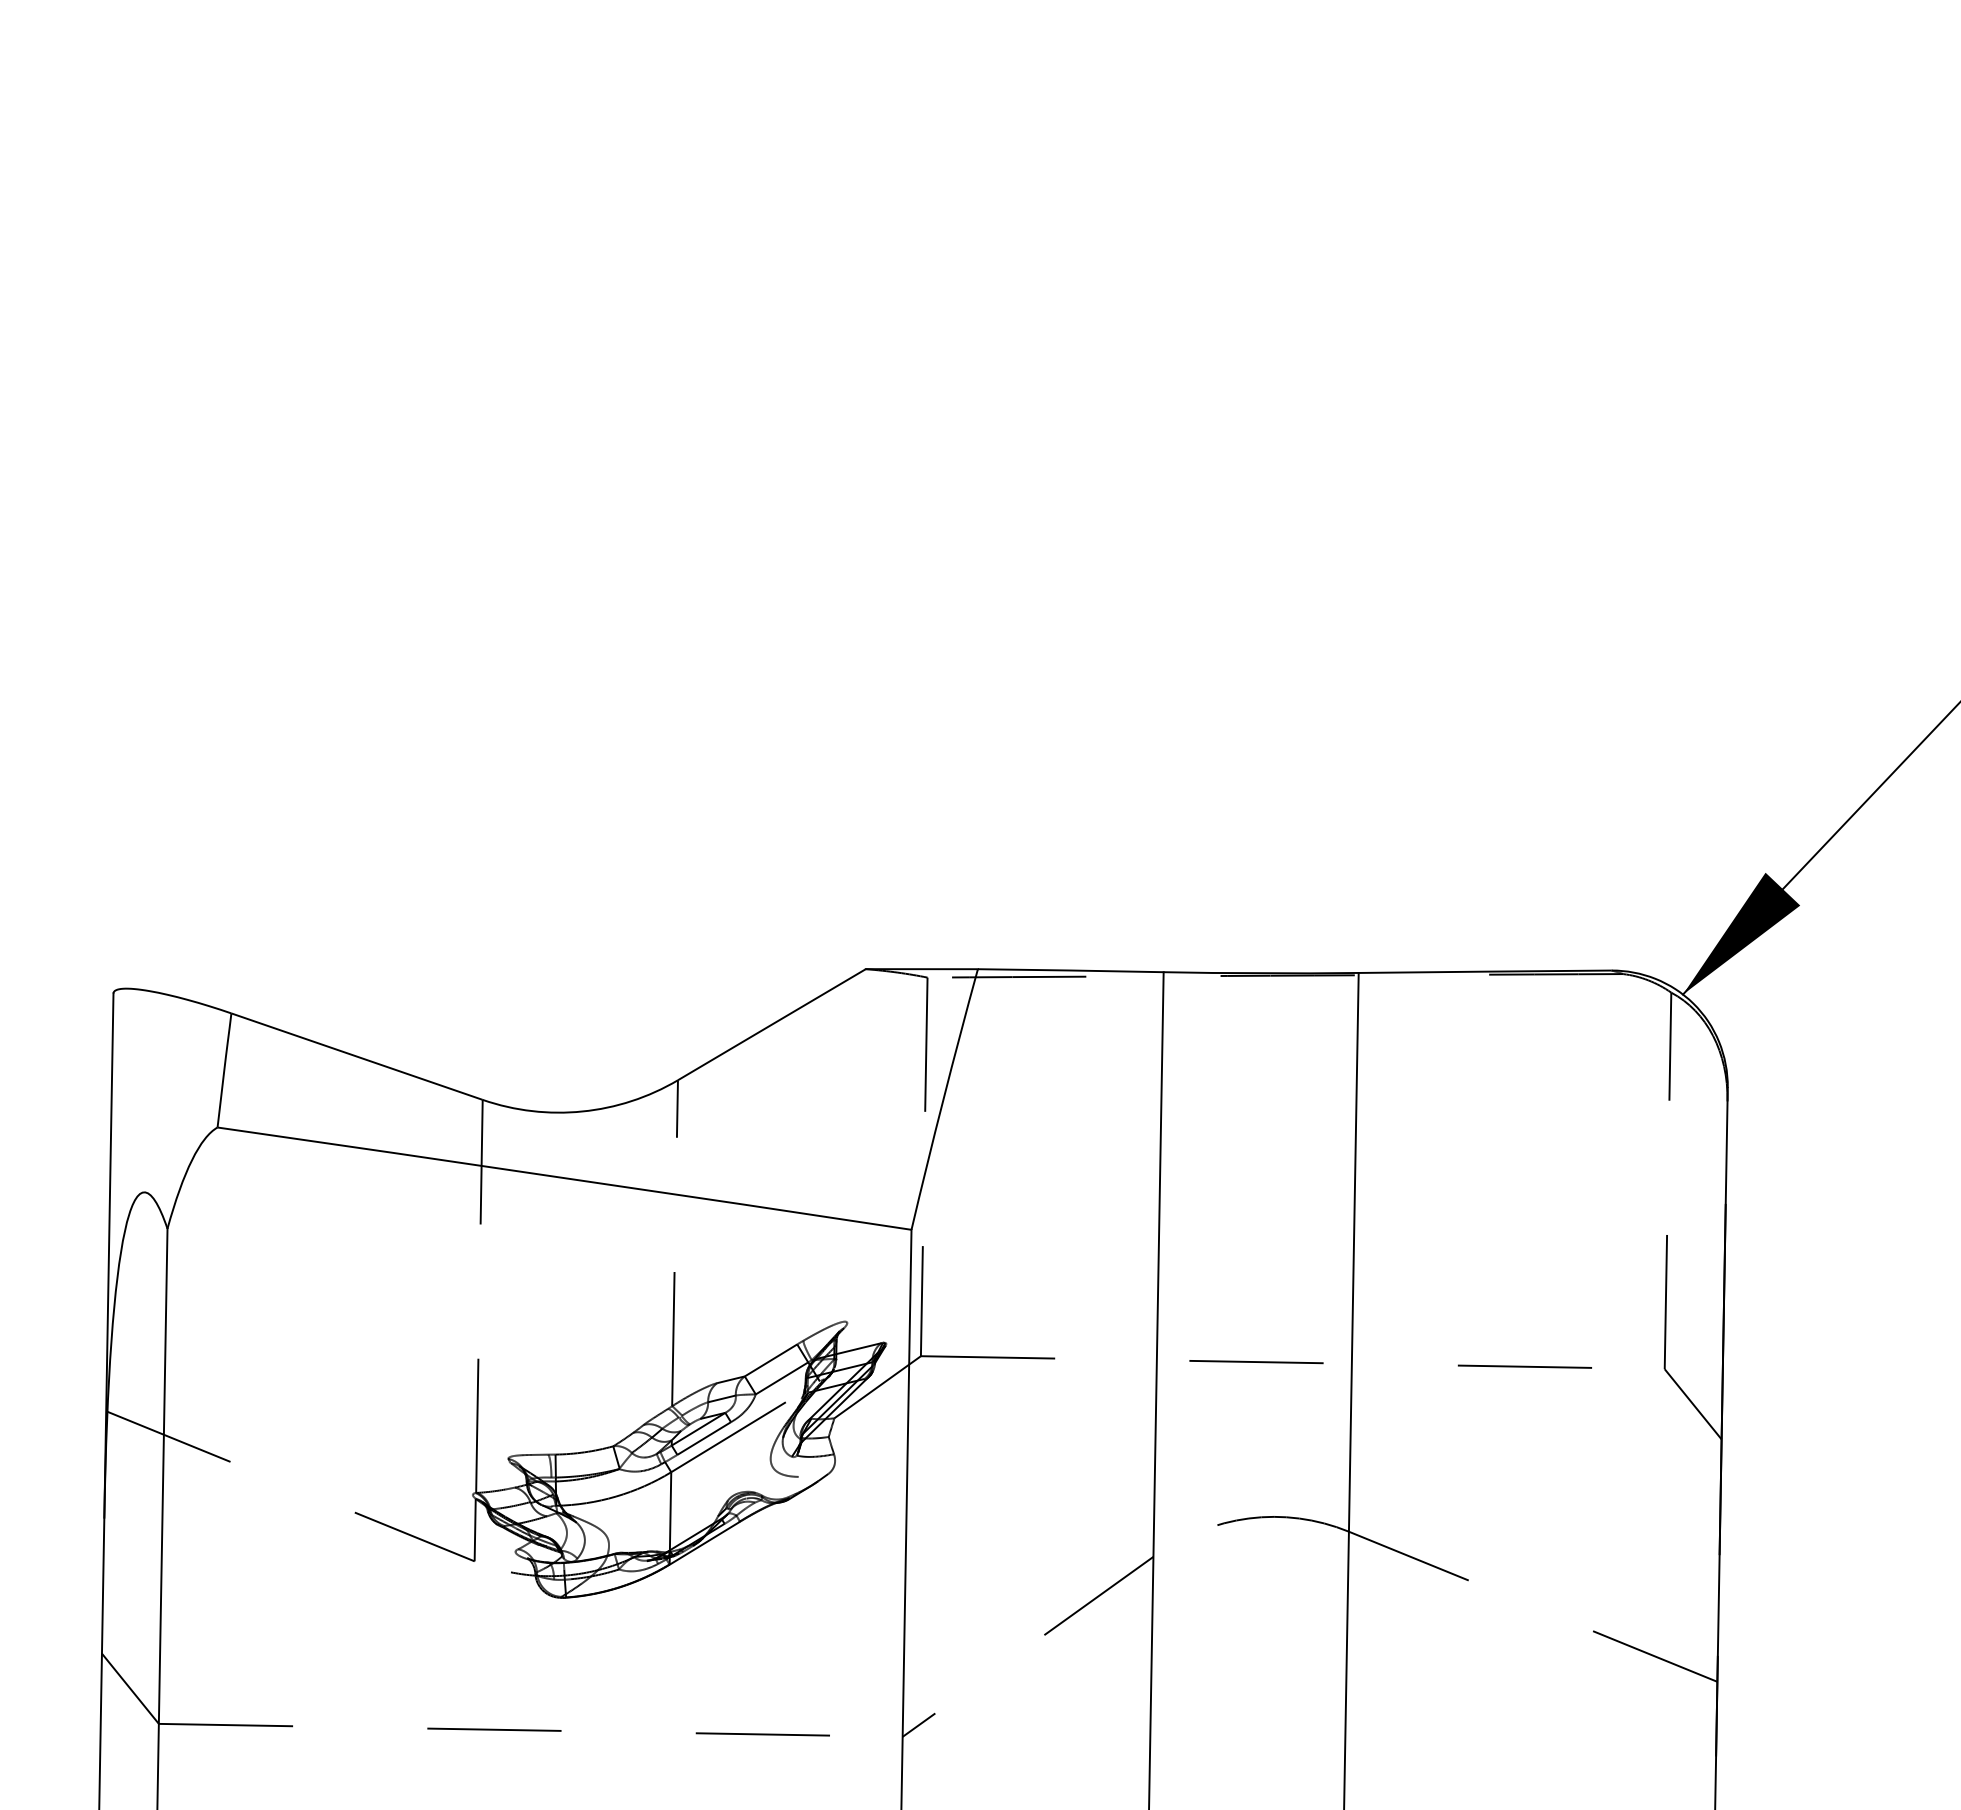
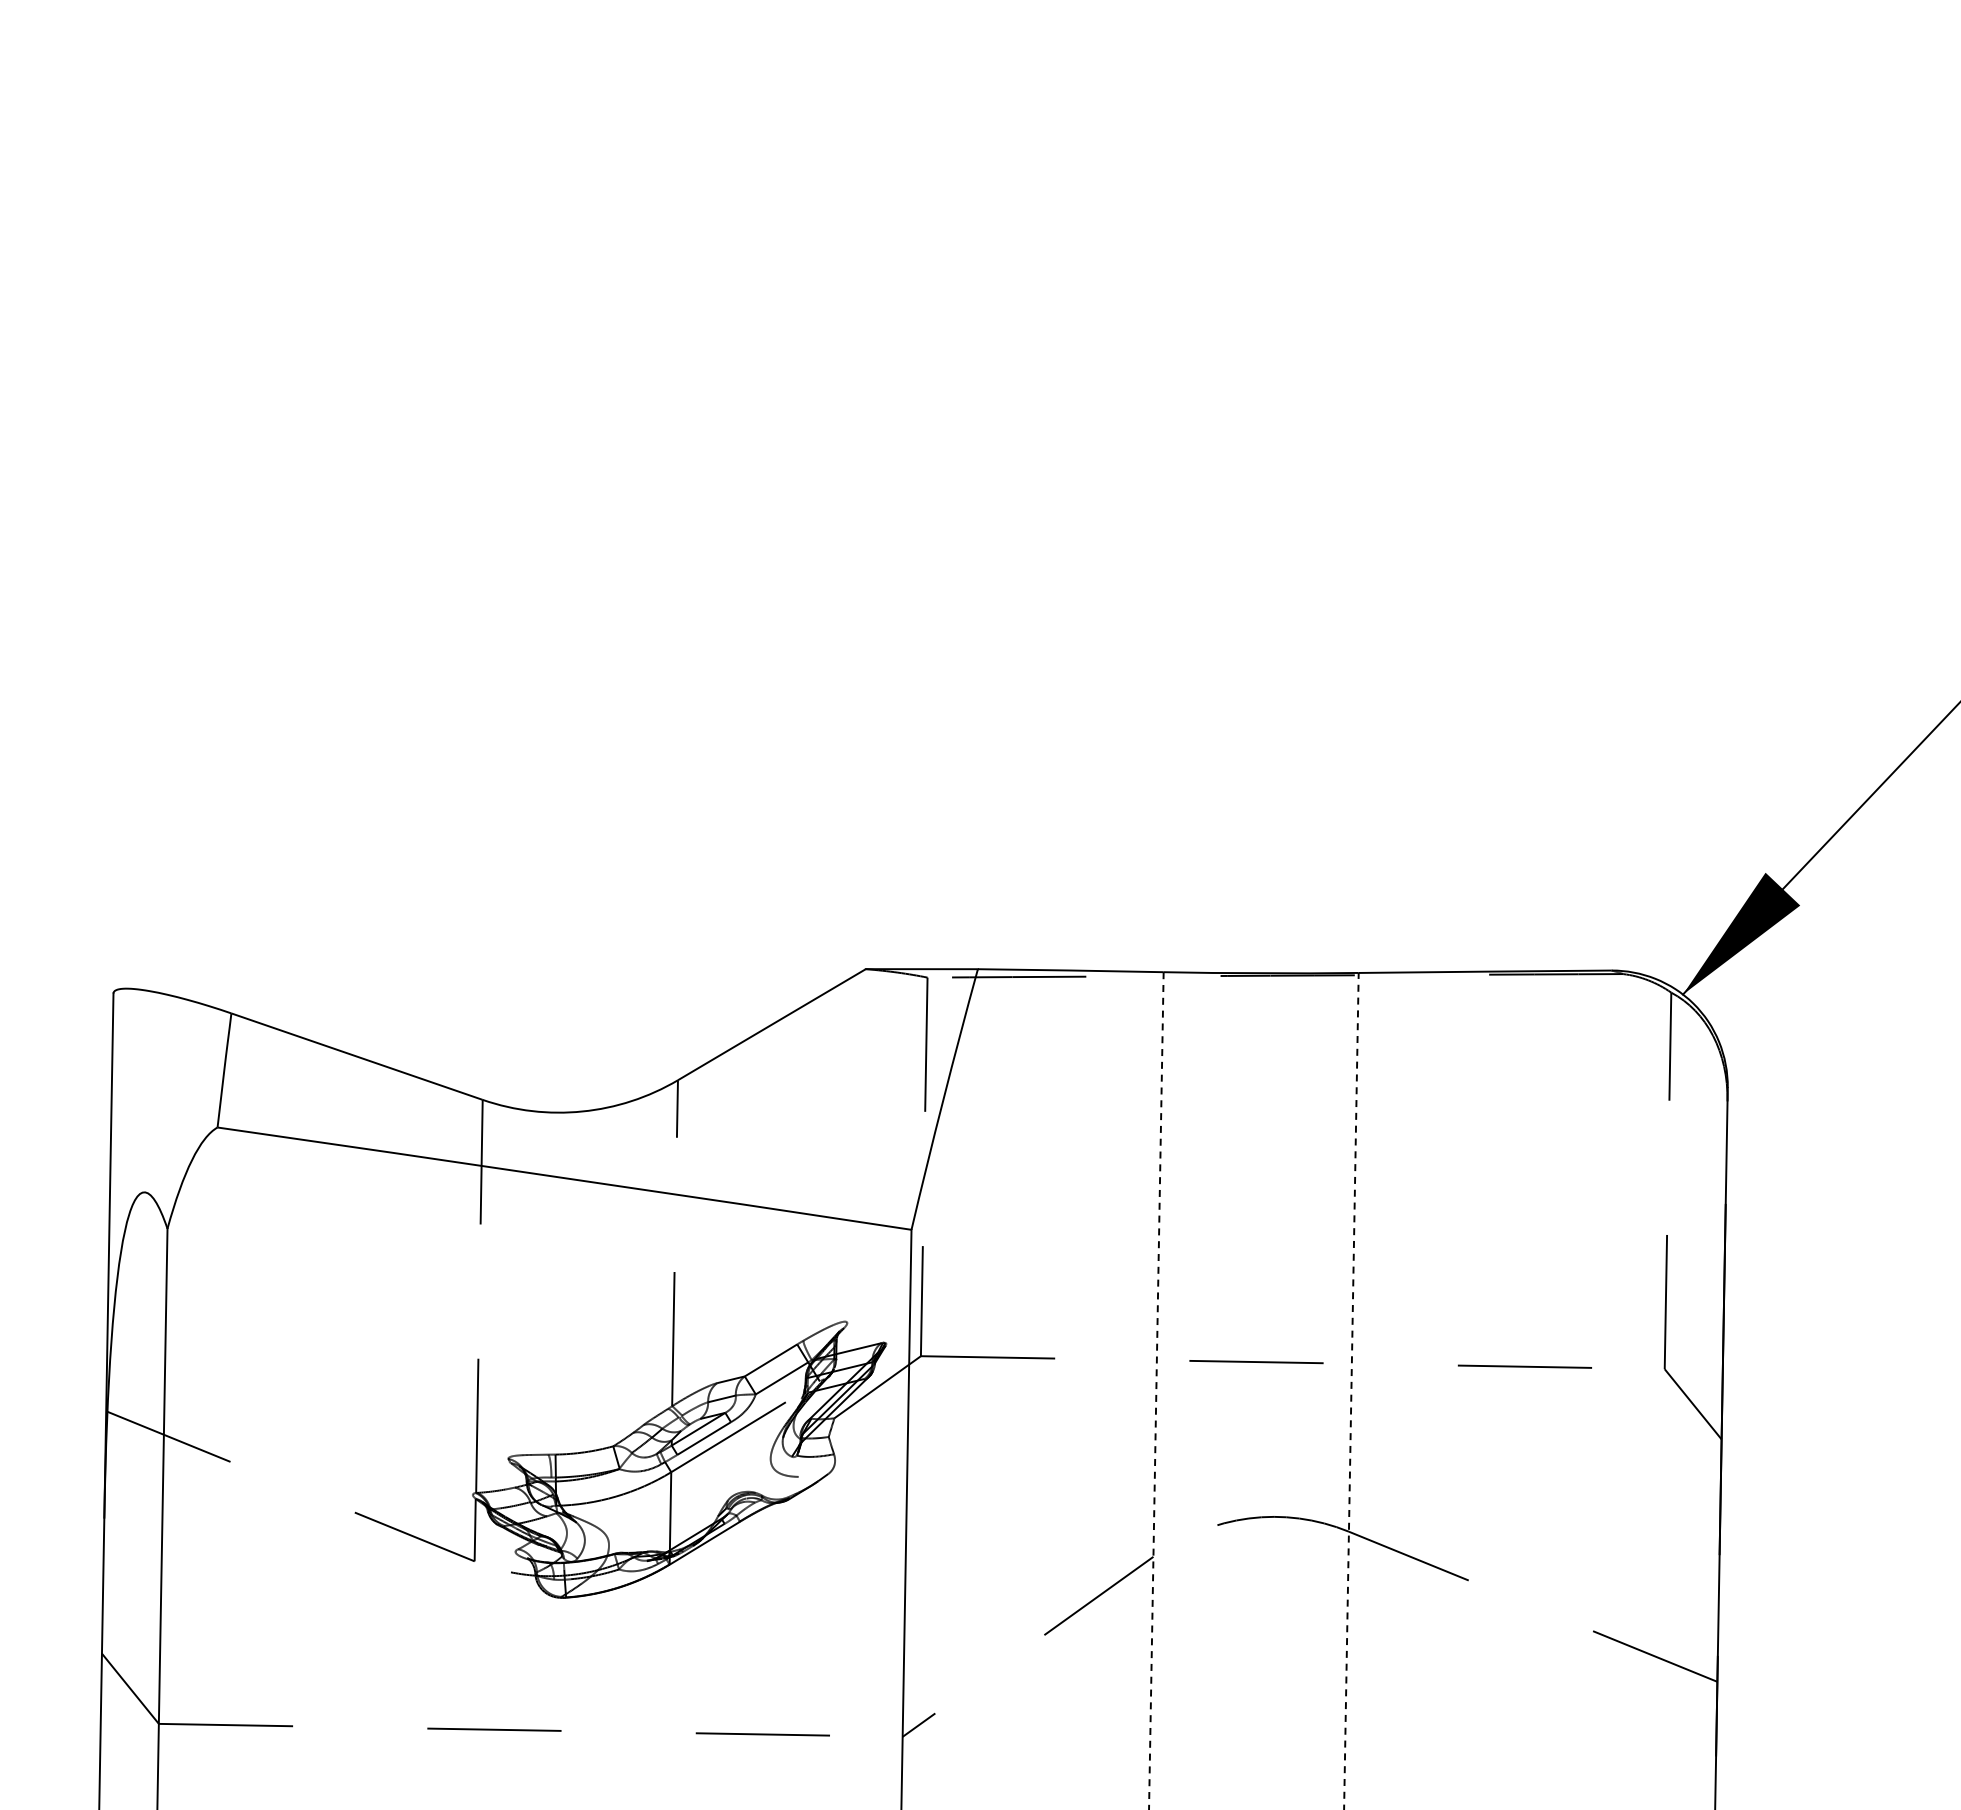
line: solid -> dashed (1351, 1390)
line: solid -> dashed (1156, 1391)
